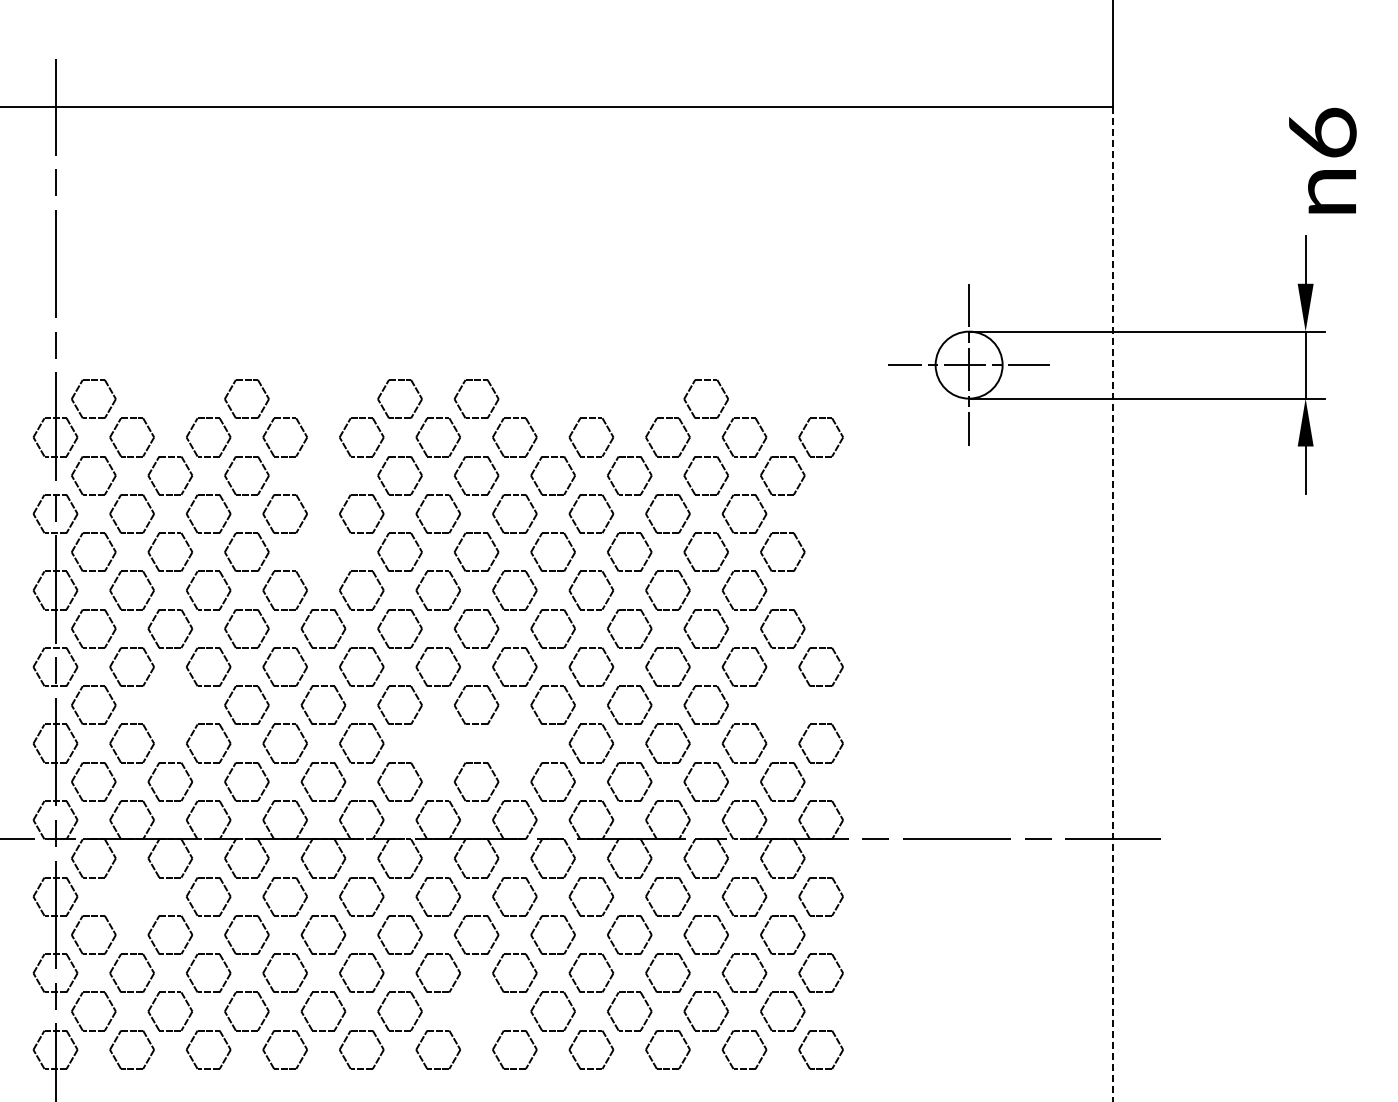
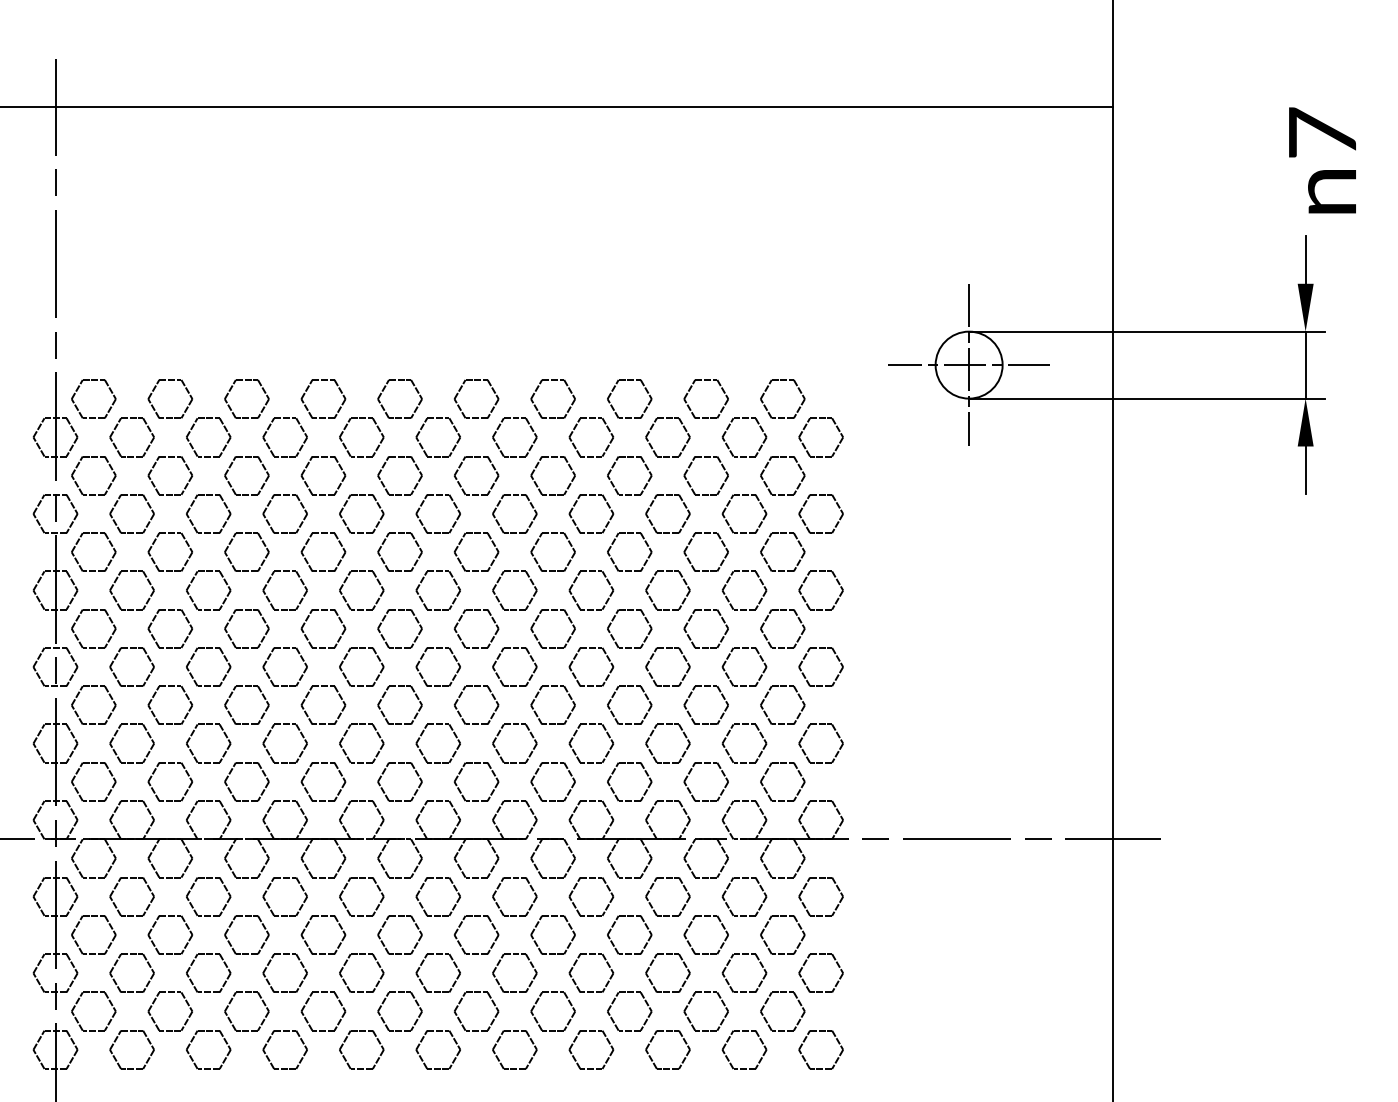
text: 6 -> 7 (1322, 132)
part: none -> present (309, 387)
part: none -> present (154, 390)
part: none -> present (537, 390)
part: none -> present (613, 391)
part: none -> present (766, 391)
part: none -> present (307, 467)
part: none -> present (806, 503)
part: none -> present (308, 542)
part: none -> present (804, 583)
line: dashed -> solid (1112, 604)
part: none -> present (768, 694)
part: none -> present (154, 696)
part: none -> present (423, 733)
part: none -> present (499, 734)
part: none -> present (115, 889)
part: none -> present (460, 1003)
